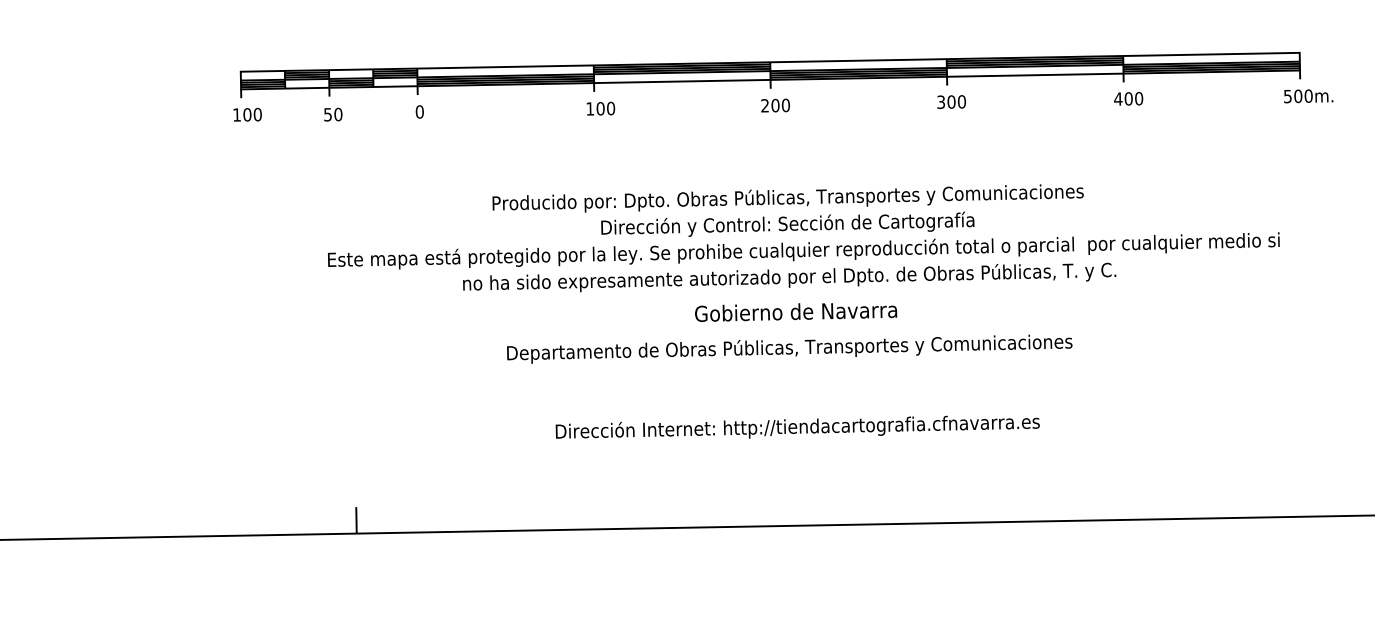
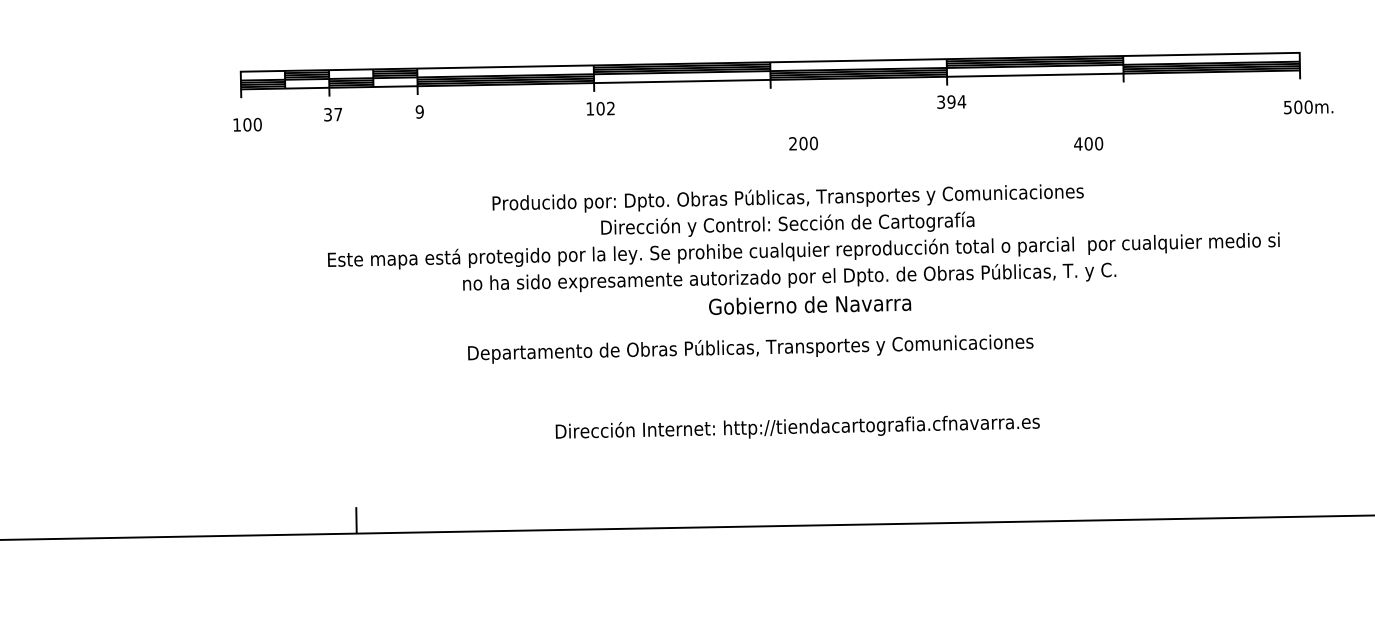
text position: (1308, 96) -> (1308, 107) (1308, 107)
text position: (1128, 98) -> (1088, 143) (1088, 143)
text: 300 -> 394 (956, 101)
text position: (775, 105) -> (803, 143) (803, 143)
text: 100 -> 102 (611, 108)
text: 0 -> 9 (419, 111)
text position: (247, 114) -> (247, 124) (247, 124)
text: 50 -> 37 (333, 114)
text position: (796, 312) -> (810, 305) (810, 305)
text position: (789, 348) -> (750, 348) (750, 348)
